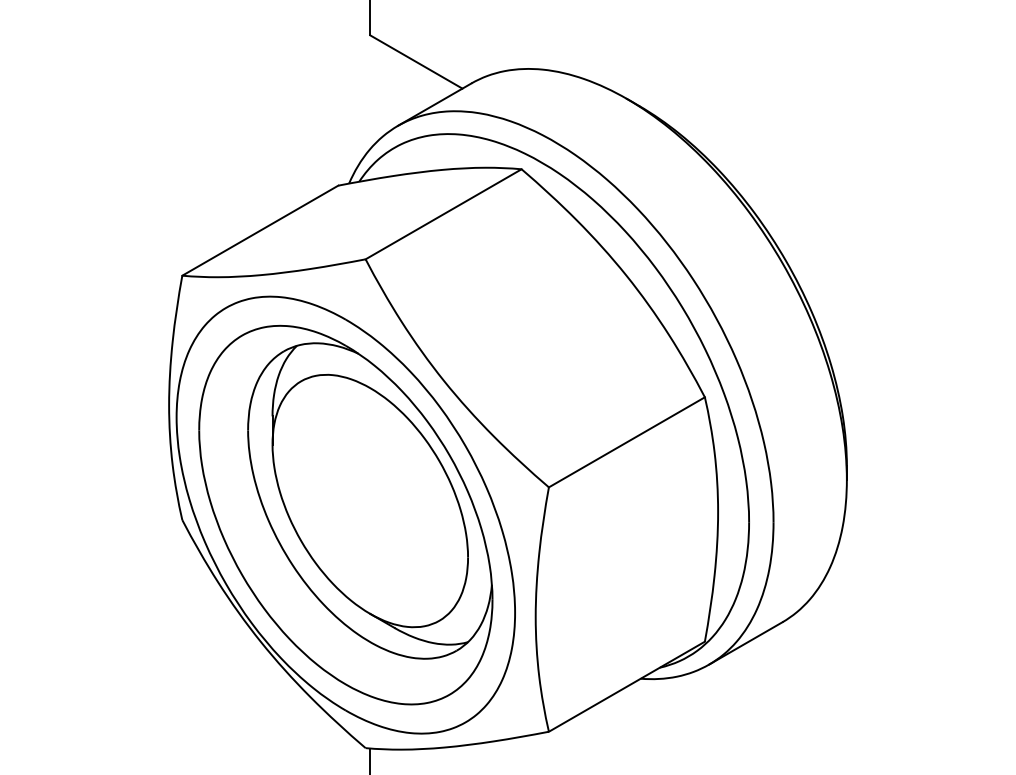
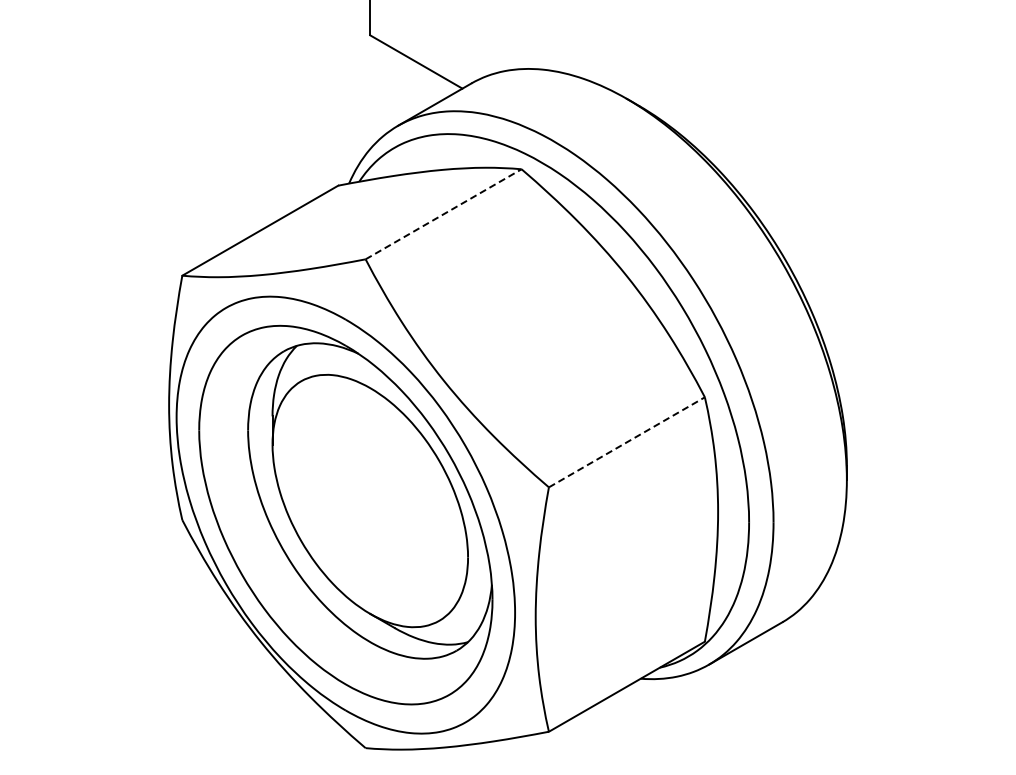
line: solid -> dashed (444, 214)
line: solid -> dashed (627, 442)
line: present -> none (370, 759)
